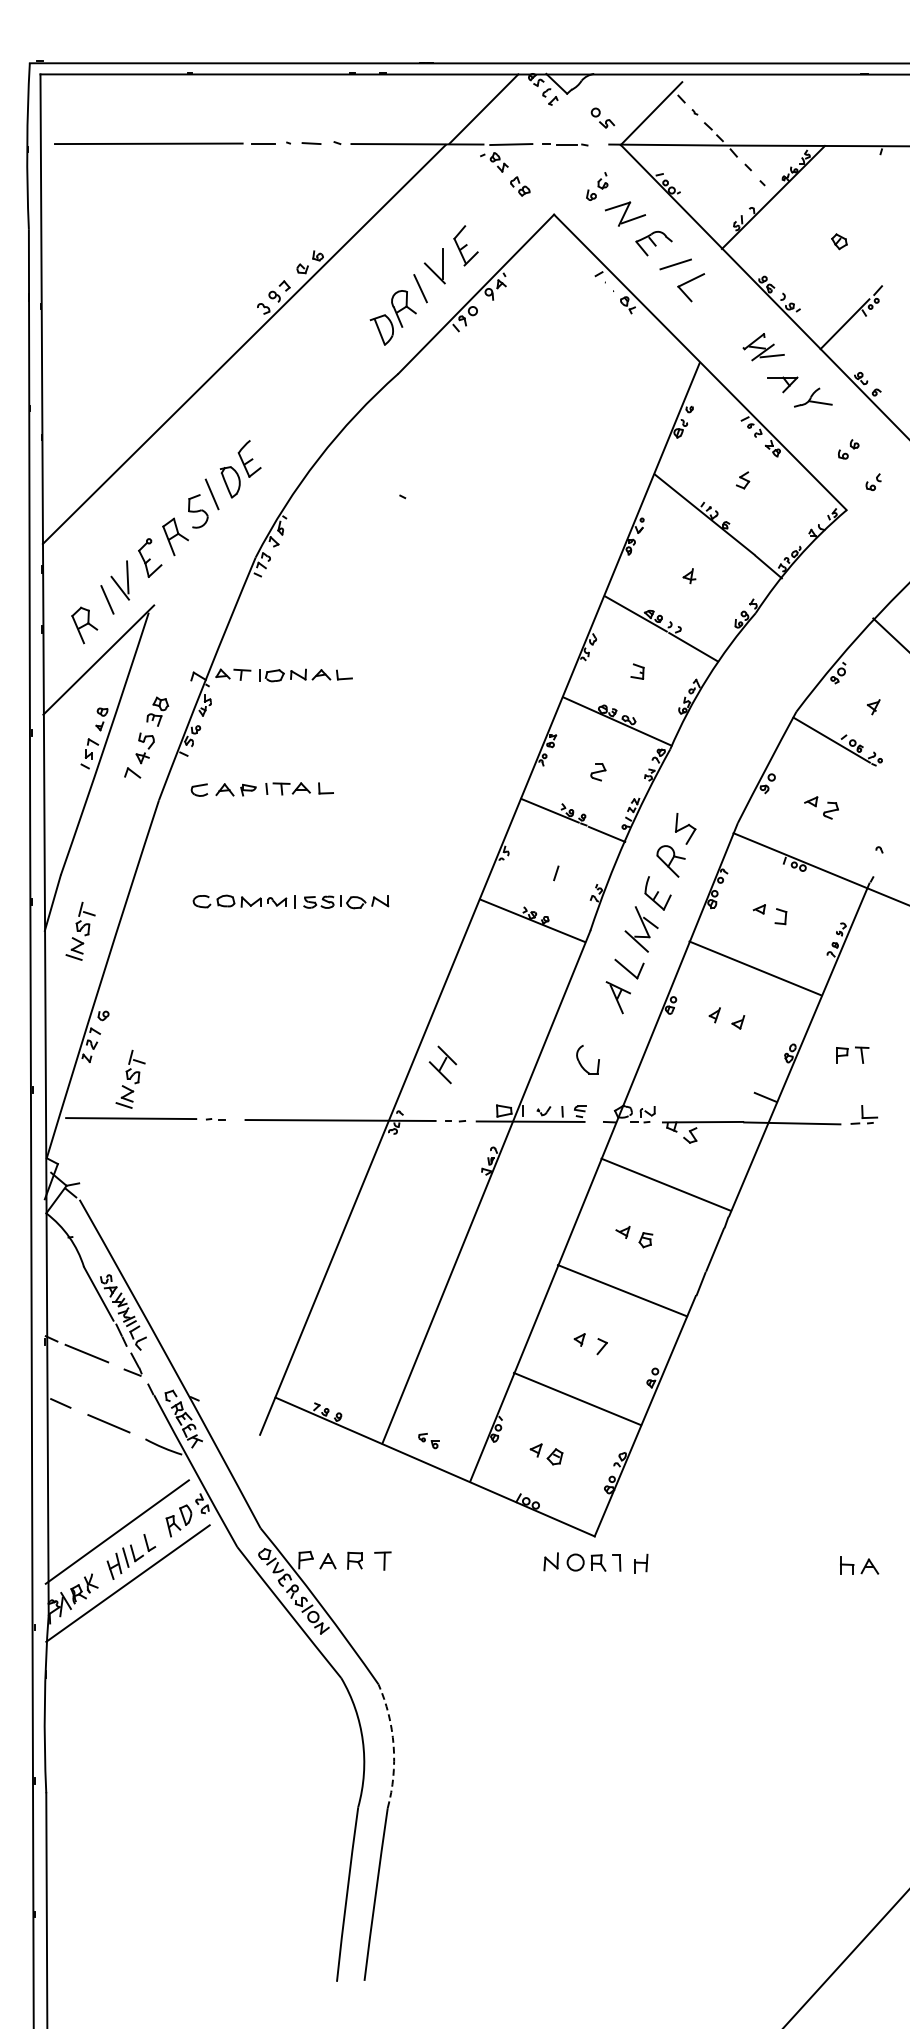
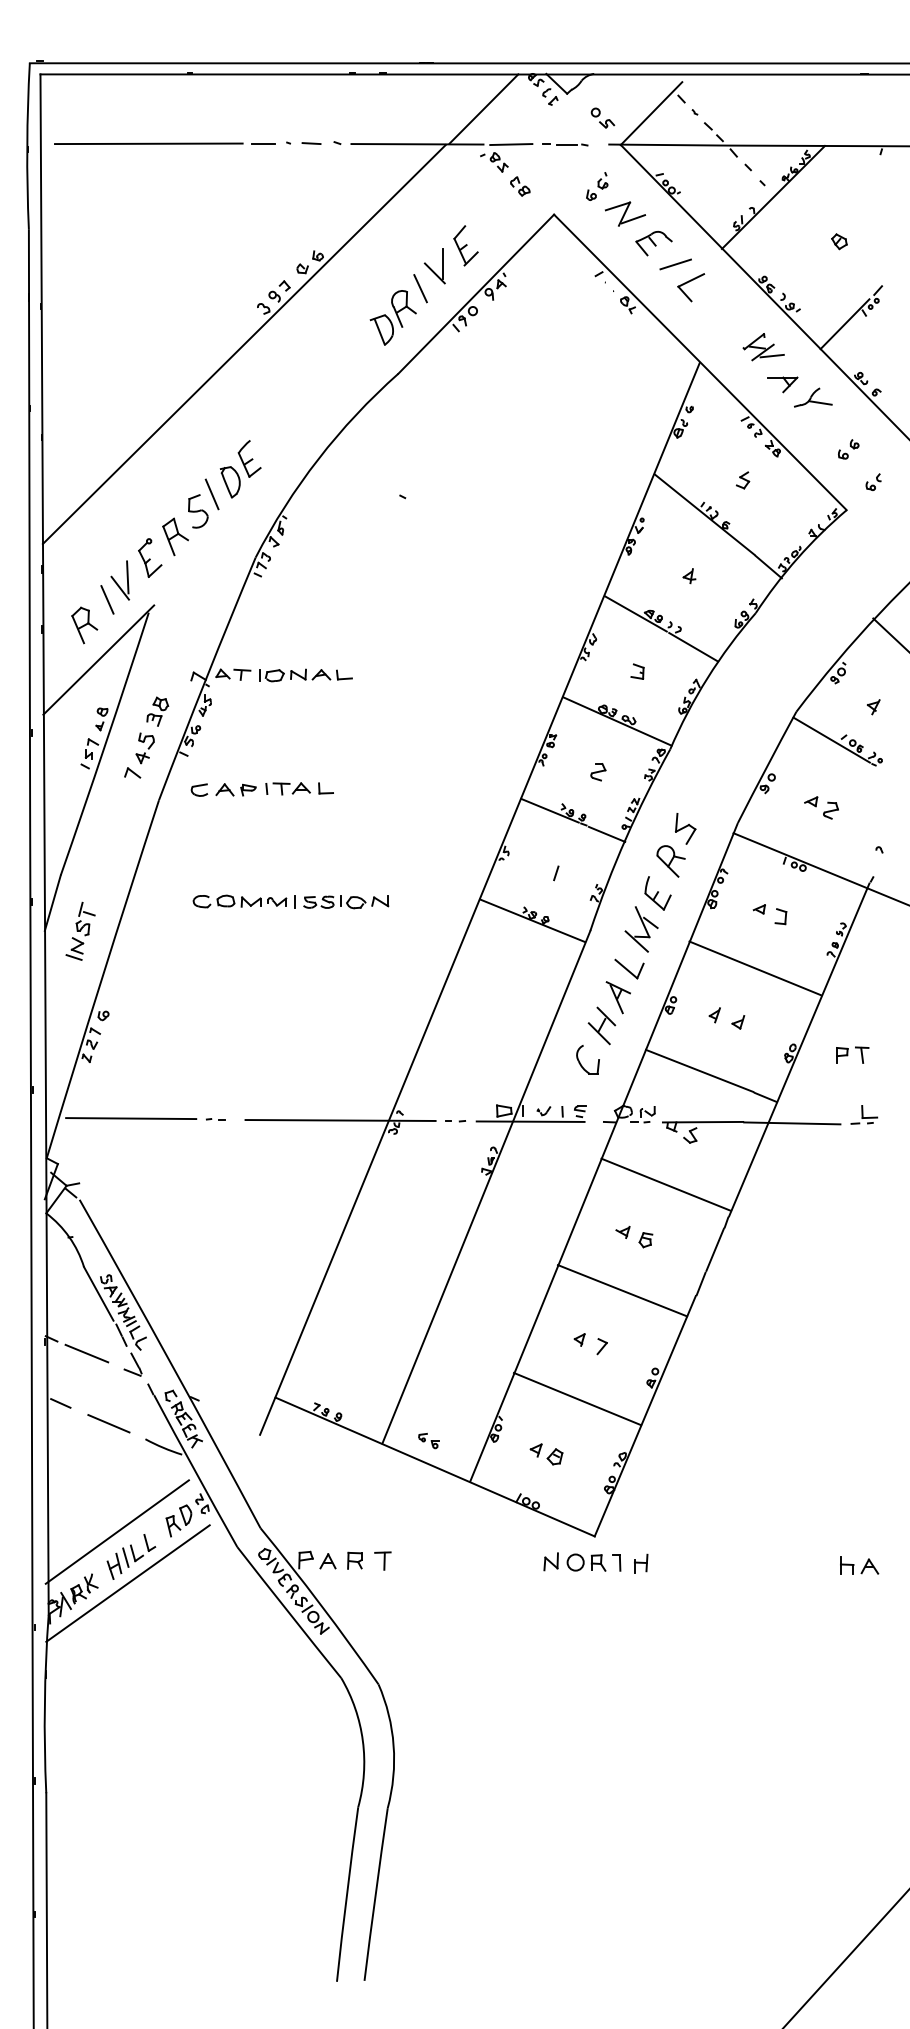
part position: (442, 1064) -> (601, 1025) (601, 1025)
line: none -> present (699, 1070)
part: present -> none (130, 1078)
arc: dashed -> solid (393, 1745)
